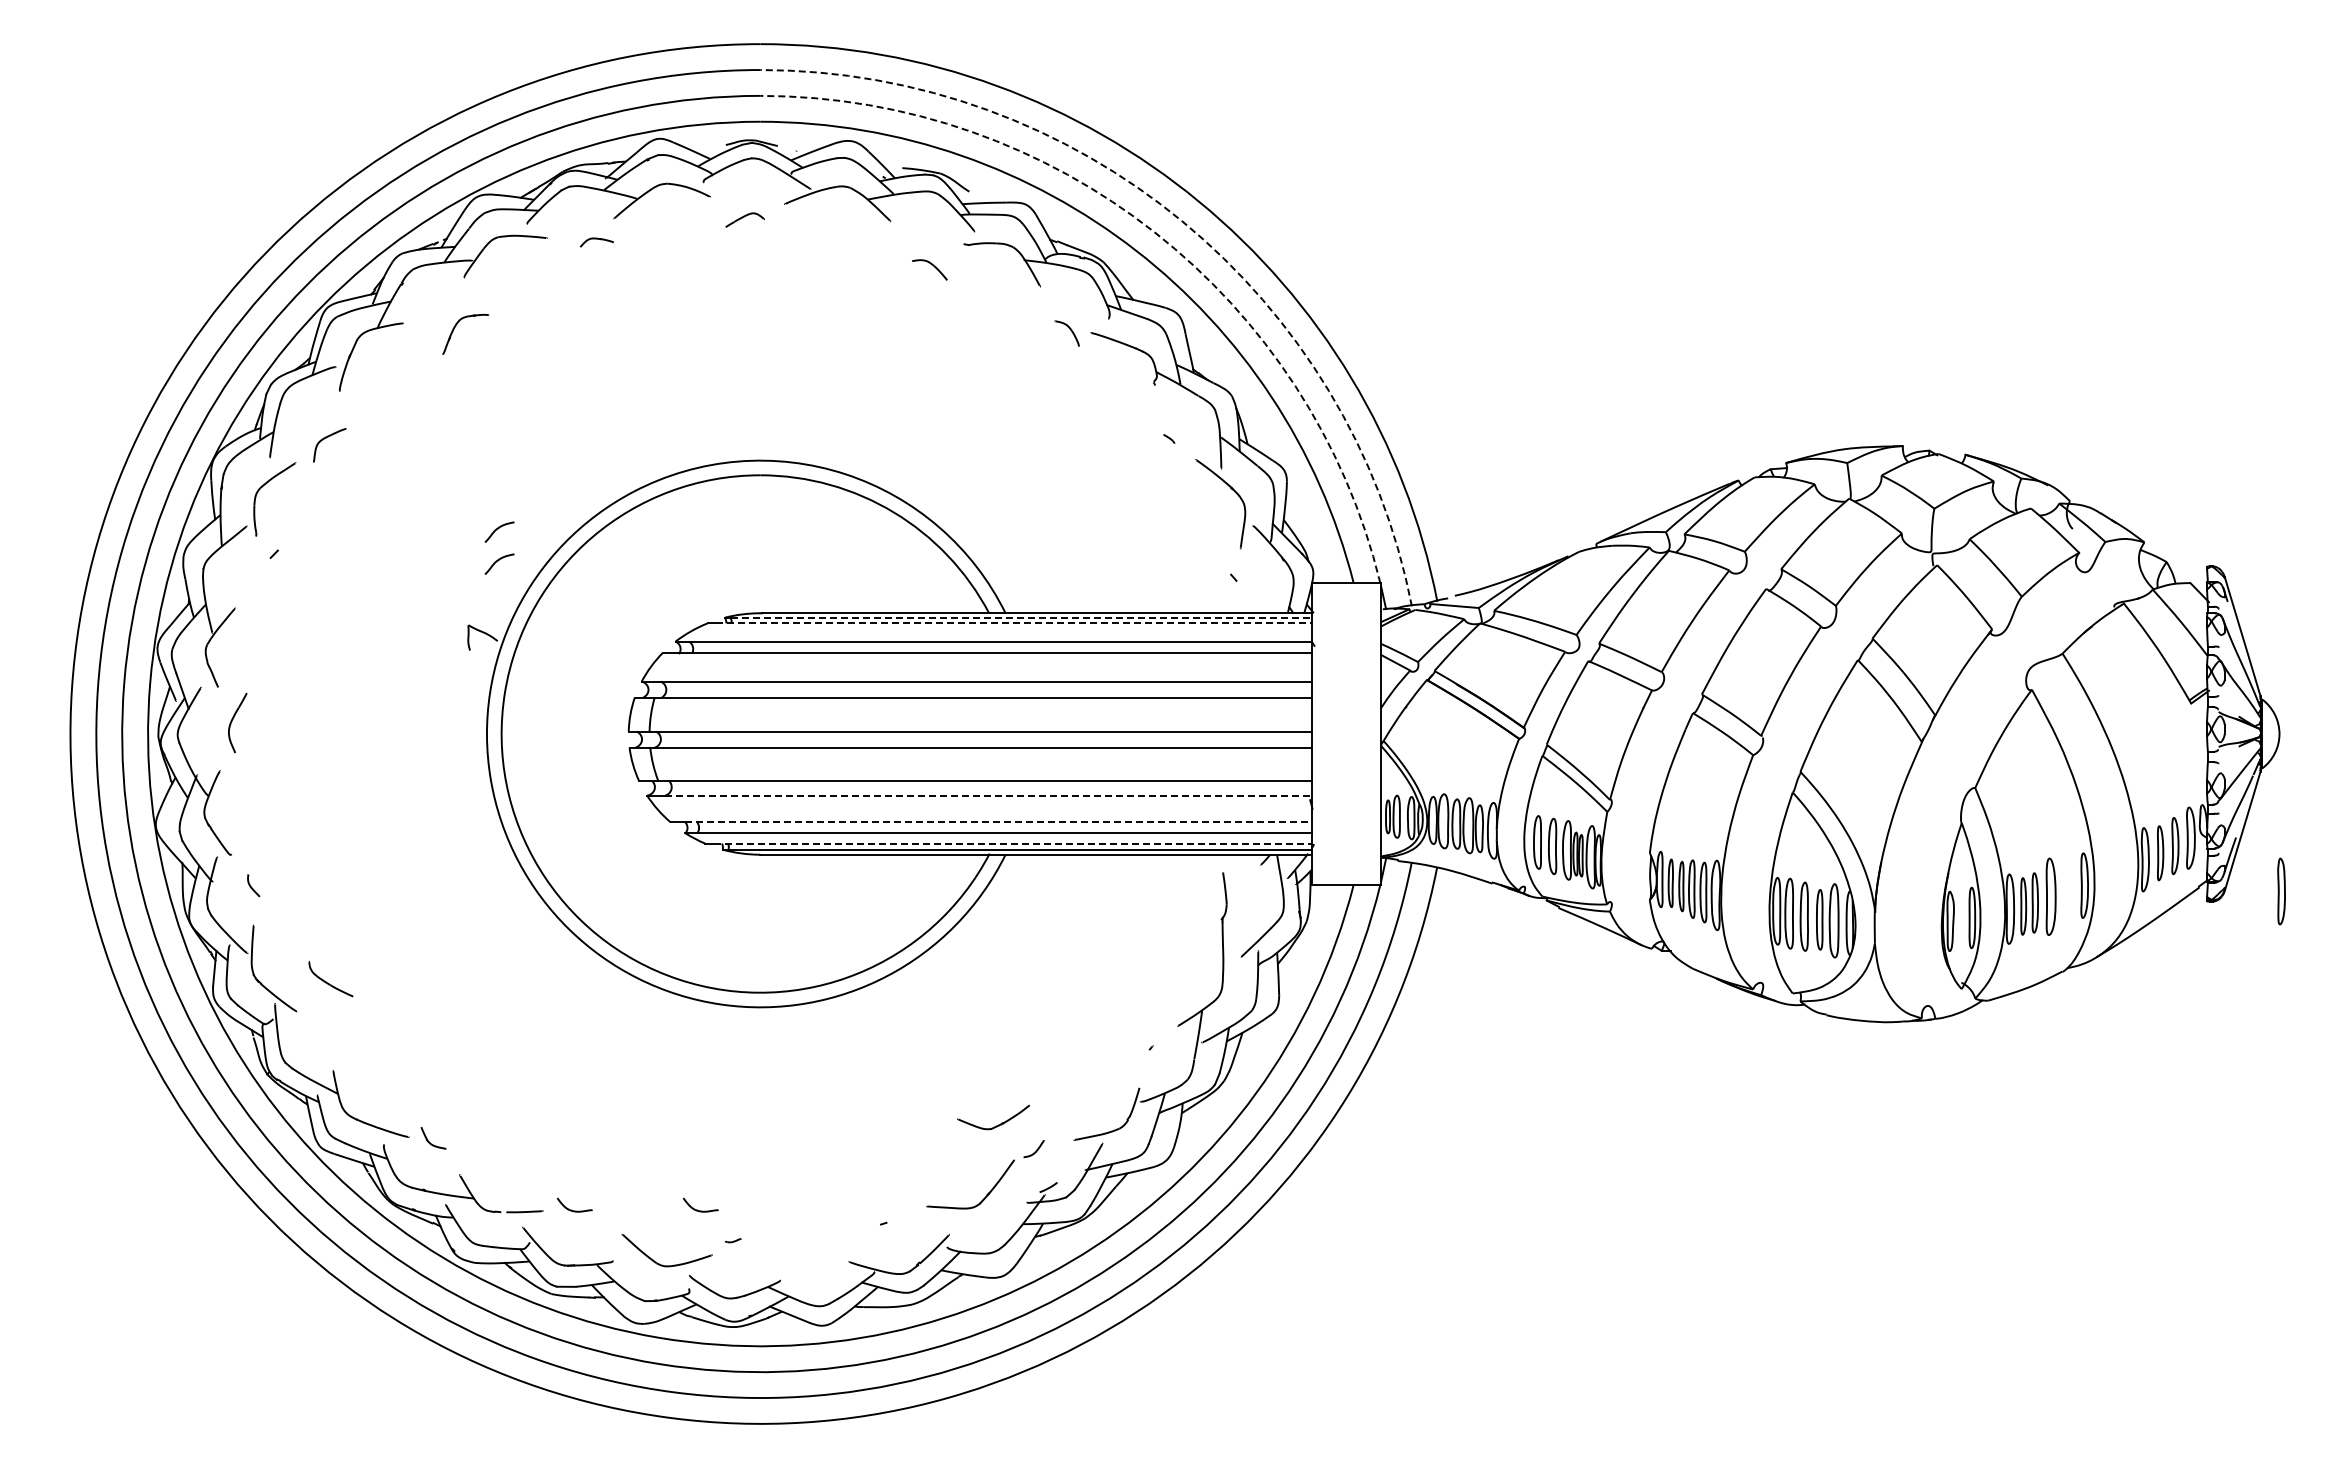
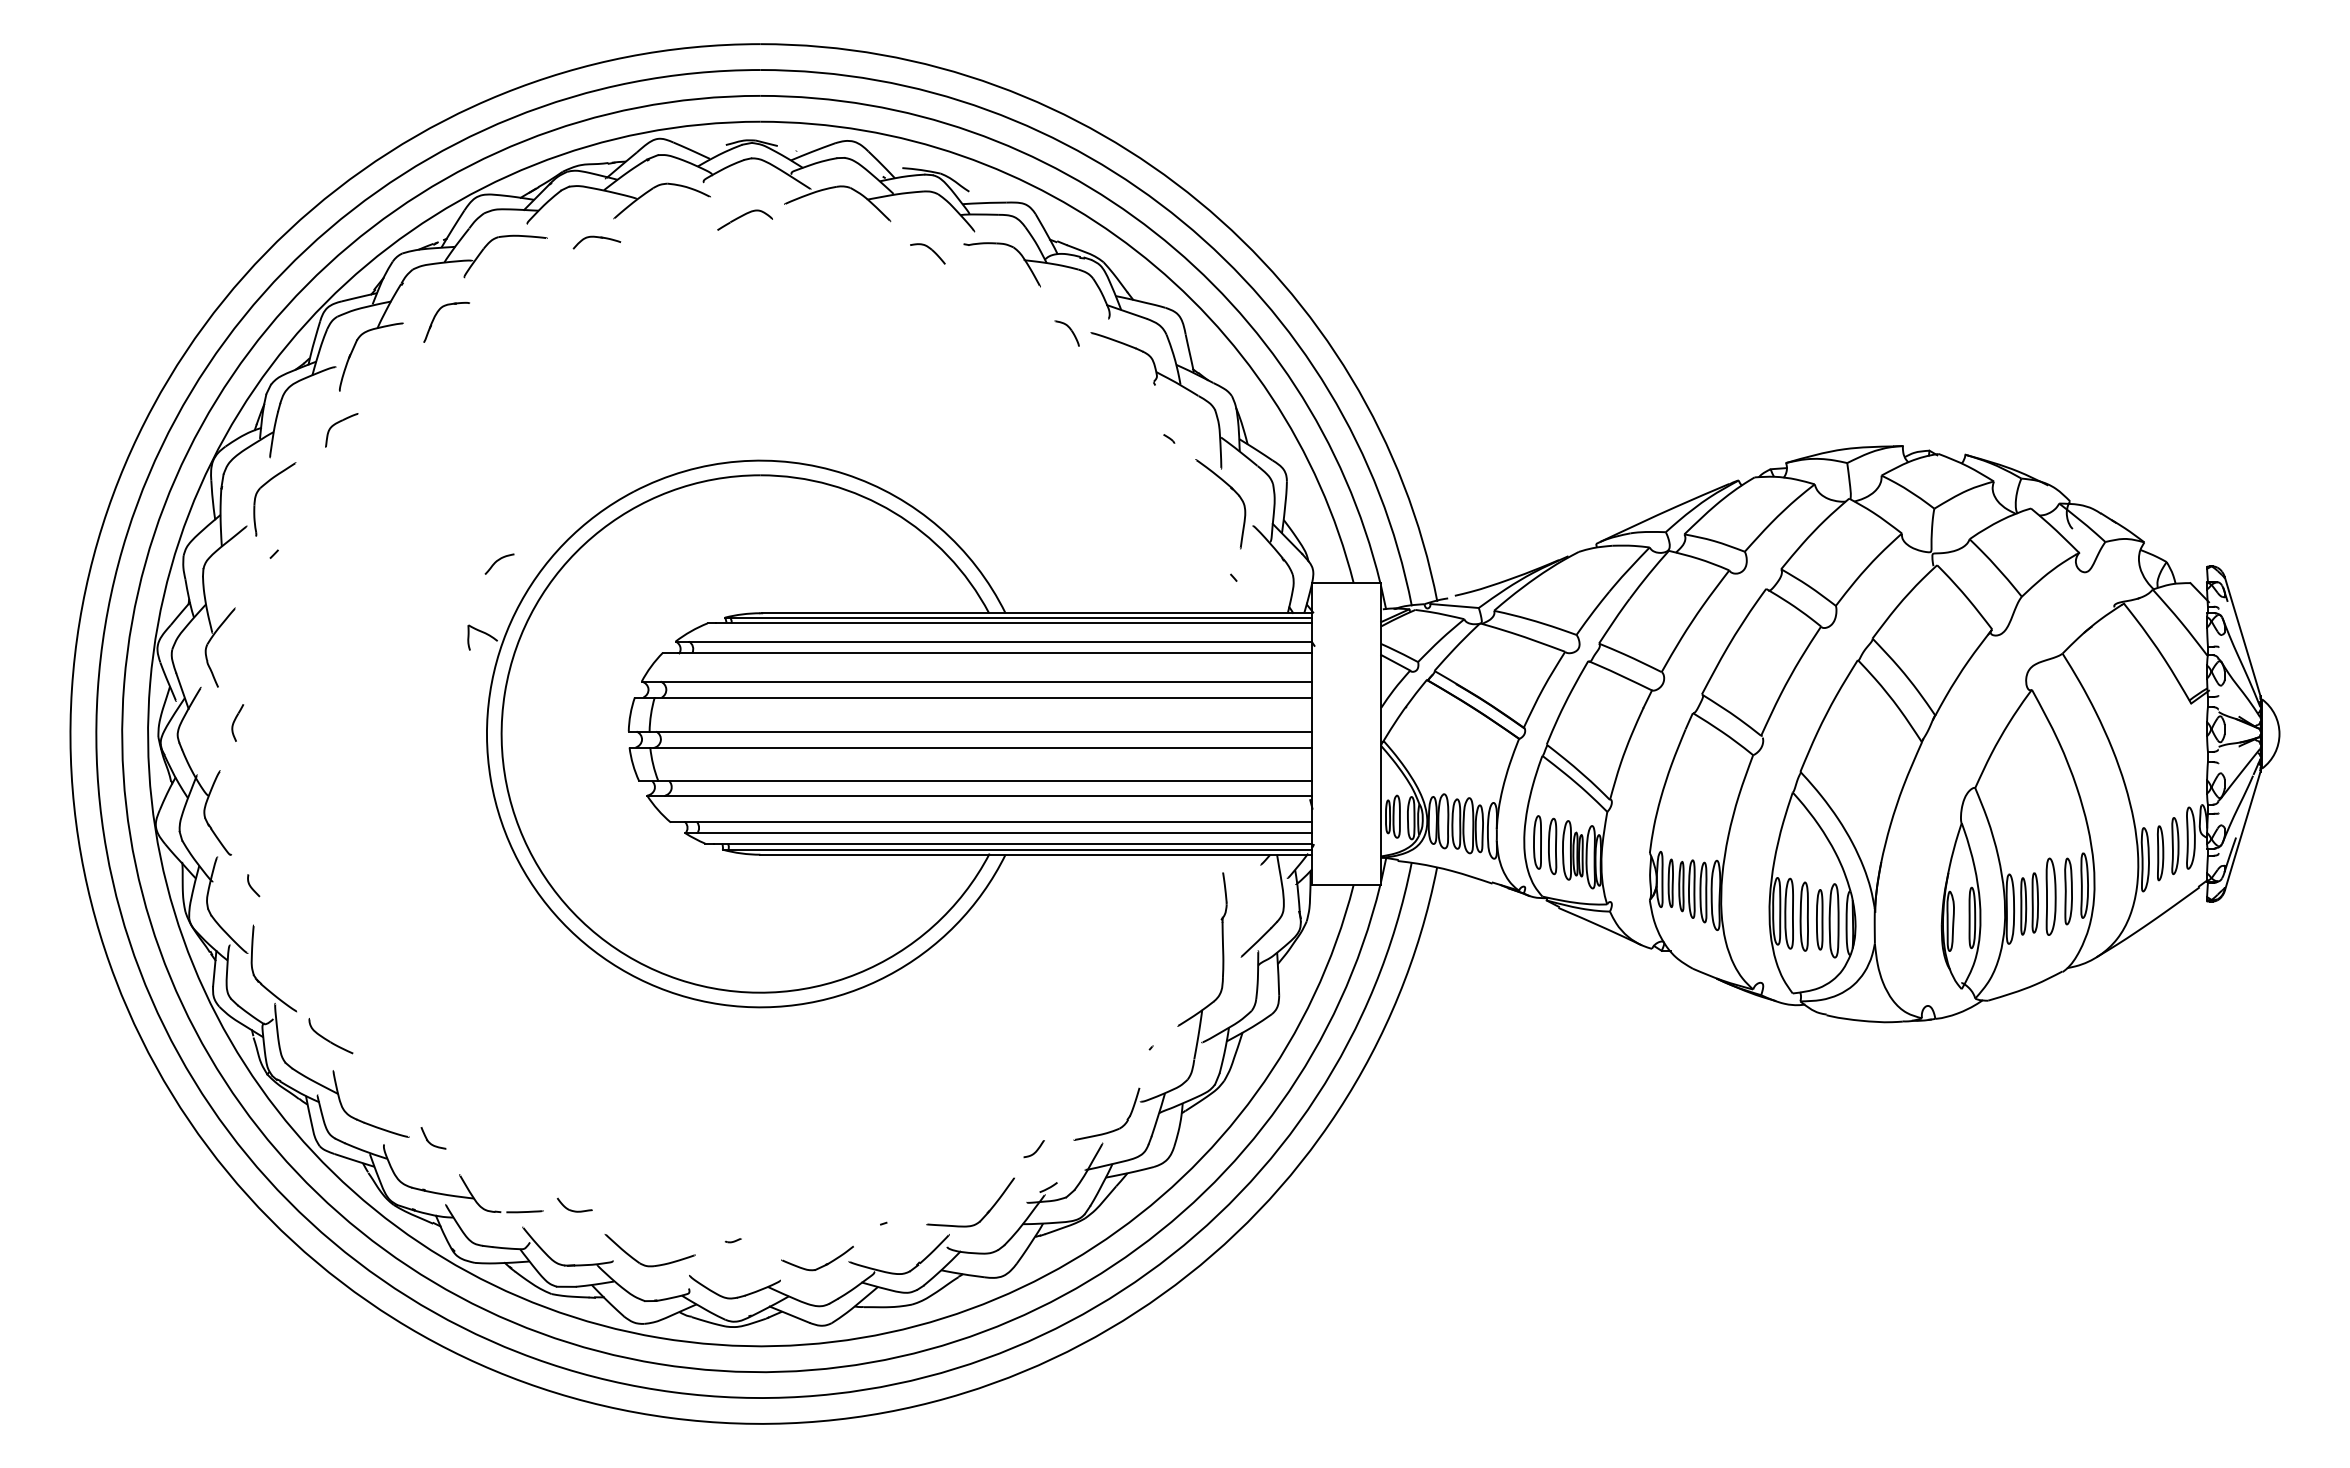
part size: 40x16 px -> 56x22 px (744, 219)
arc: dashed -> solid (1182, 221)
arc: dashed -> solid (1154, 232)
part size: 35x11 px -> 50x15 px (596, 242)
part position: (929, 269) -> (927, 253) (927, 253)
part position: (456, 326) -> (437, 314) (437, 314)
part position: (326, 438) -> (338, 423) (338, 423)
curve: present -> none (498, 529)
line: dashed -> solid (1021, 617)
line: dashed -> solid (1014, 623)
part size: 20x62 px -> 14x38 px (237, 722)
line: dashed -> solid (988, 795)
line: dashed -> solid (998, 822)
line: dashed -> solid (1013, 843)
part position: (2281, 891) -> (2068, 891) (2068, 891)
part position: (330, 979) -> (330, 1036) (330, 1036)
part position: (996, 1125) -> (820, 1266) (820, 1266)
part position: (986, 1194) -> (986, 1212) (986, 1212)
part: present -> none (700, 1204)
part position: (662, 1264) -> (645, 1264) (645, 1264)
